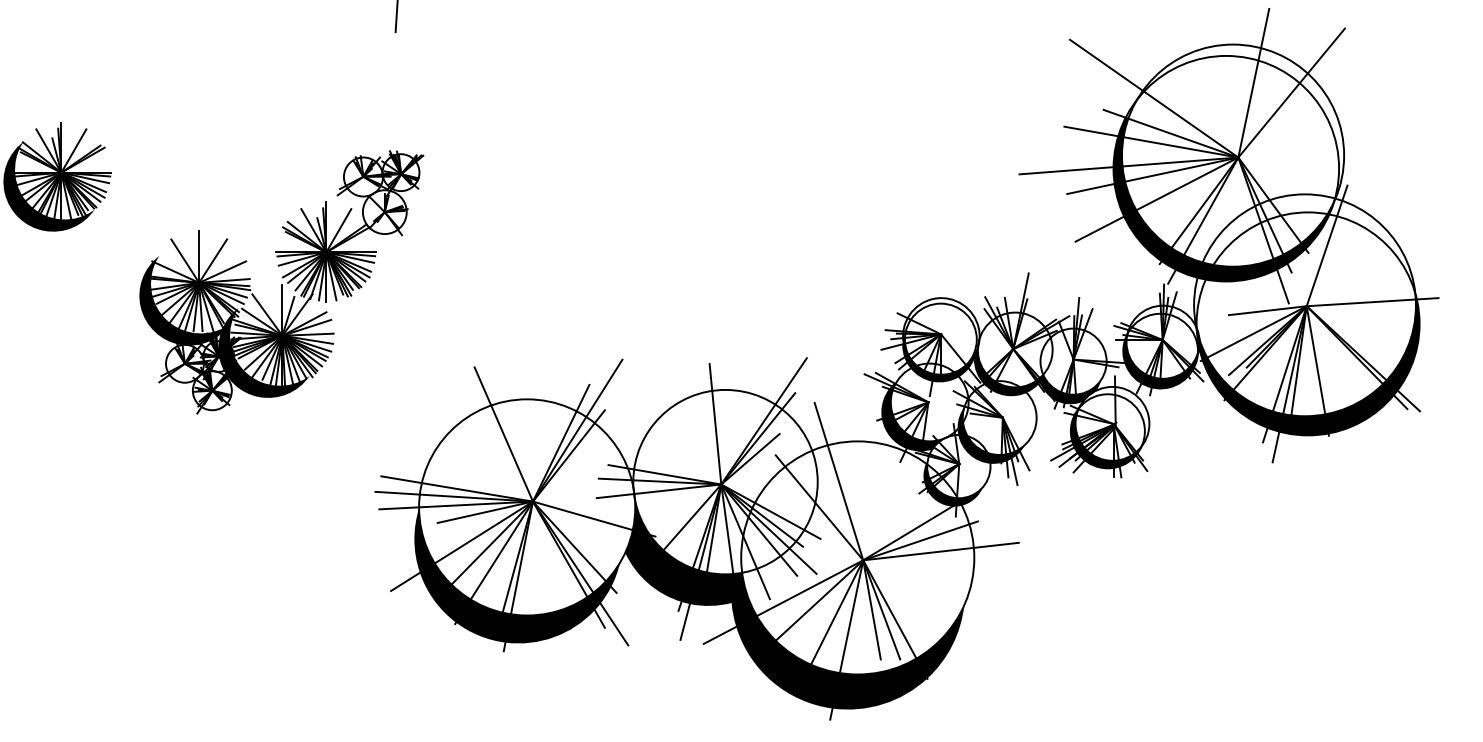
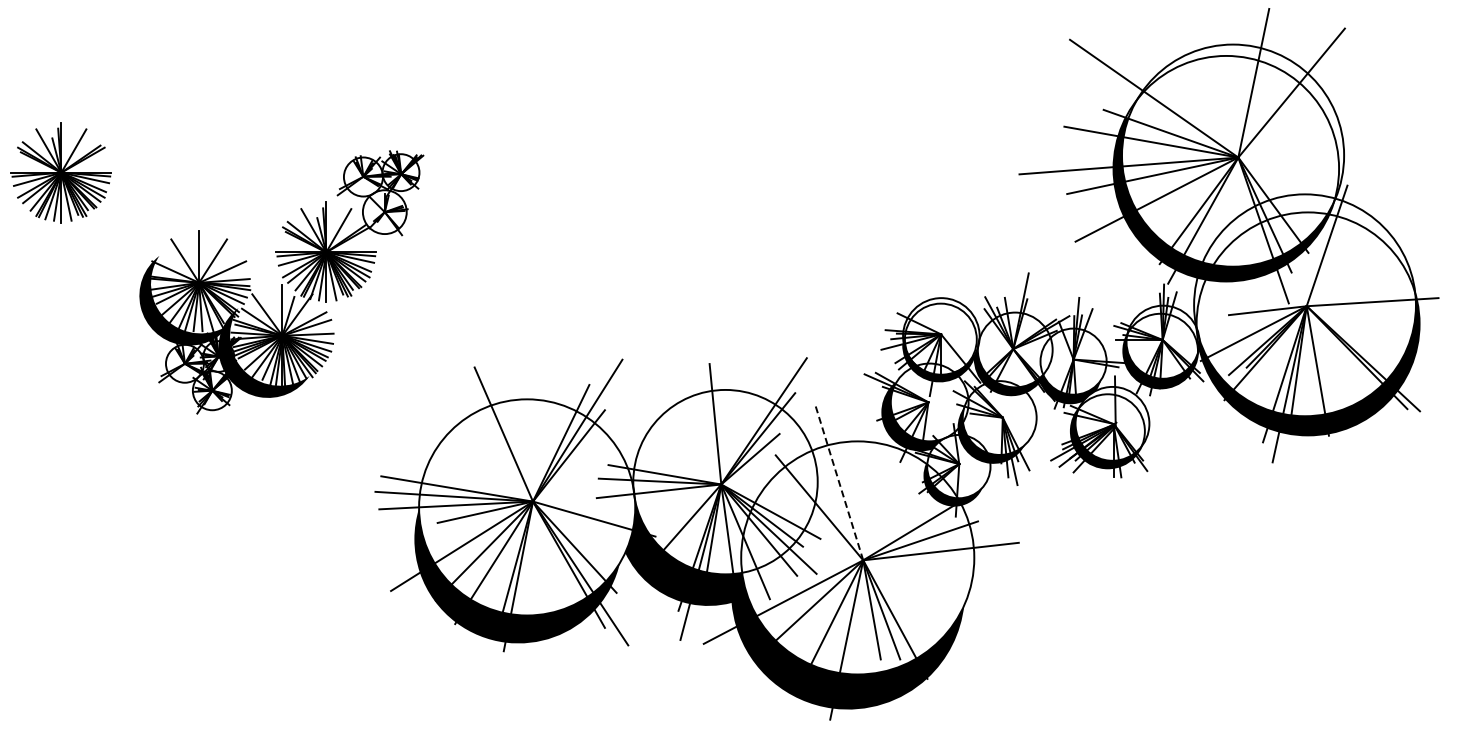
line: present -> none (396, 17)
fill: present -> none (48, 186)
line: solid -> dashed (838, 481)
